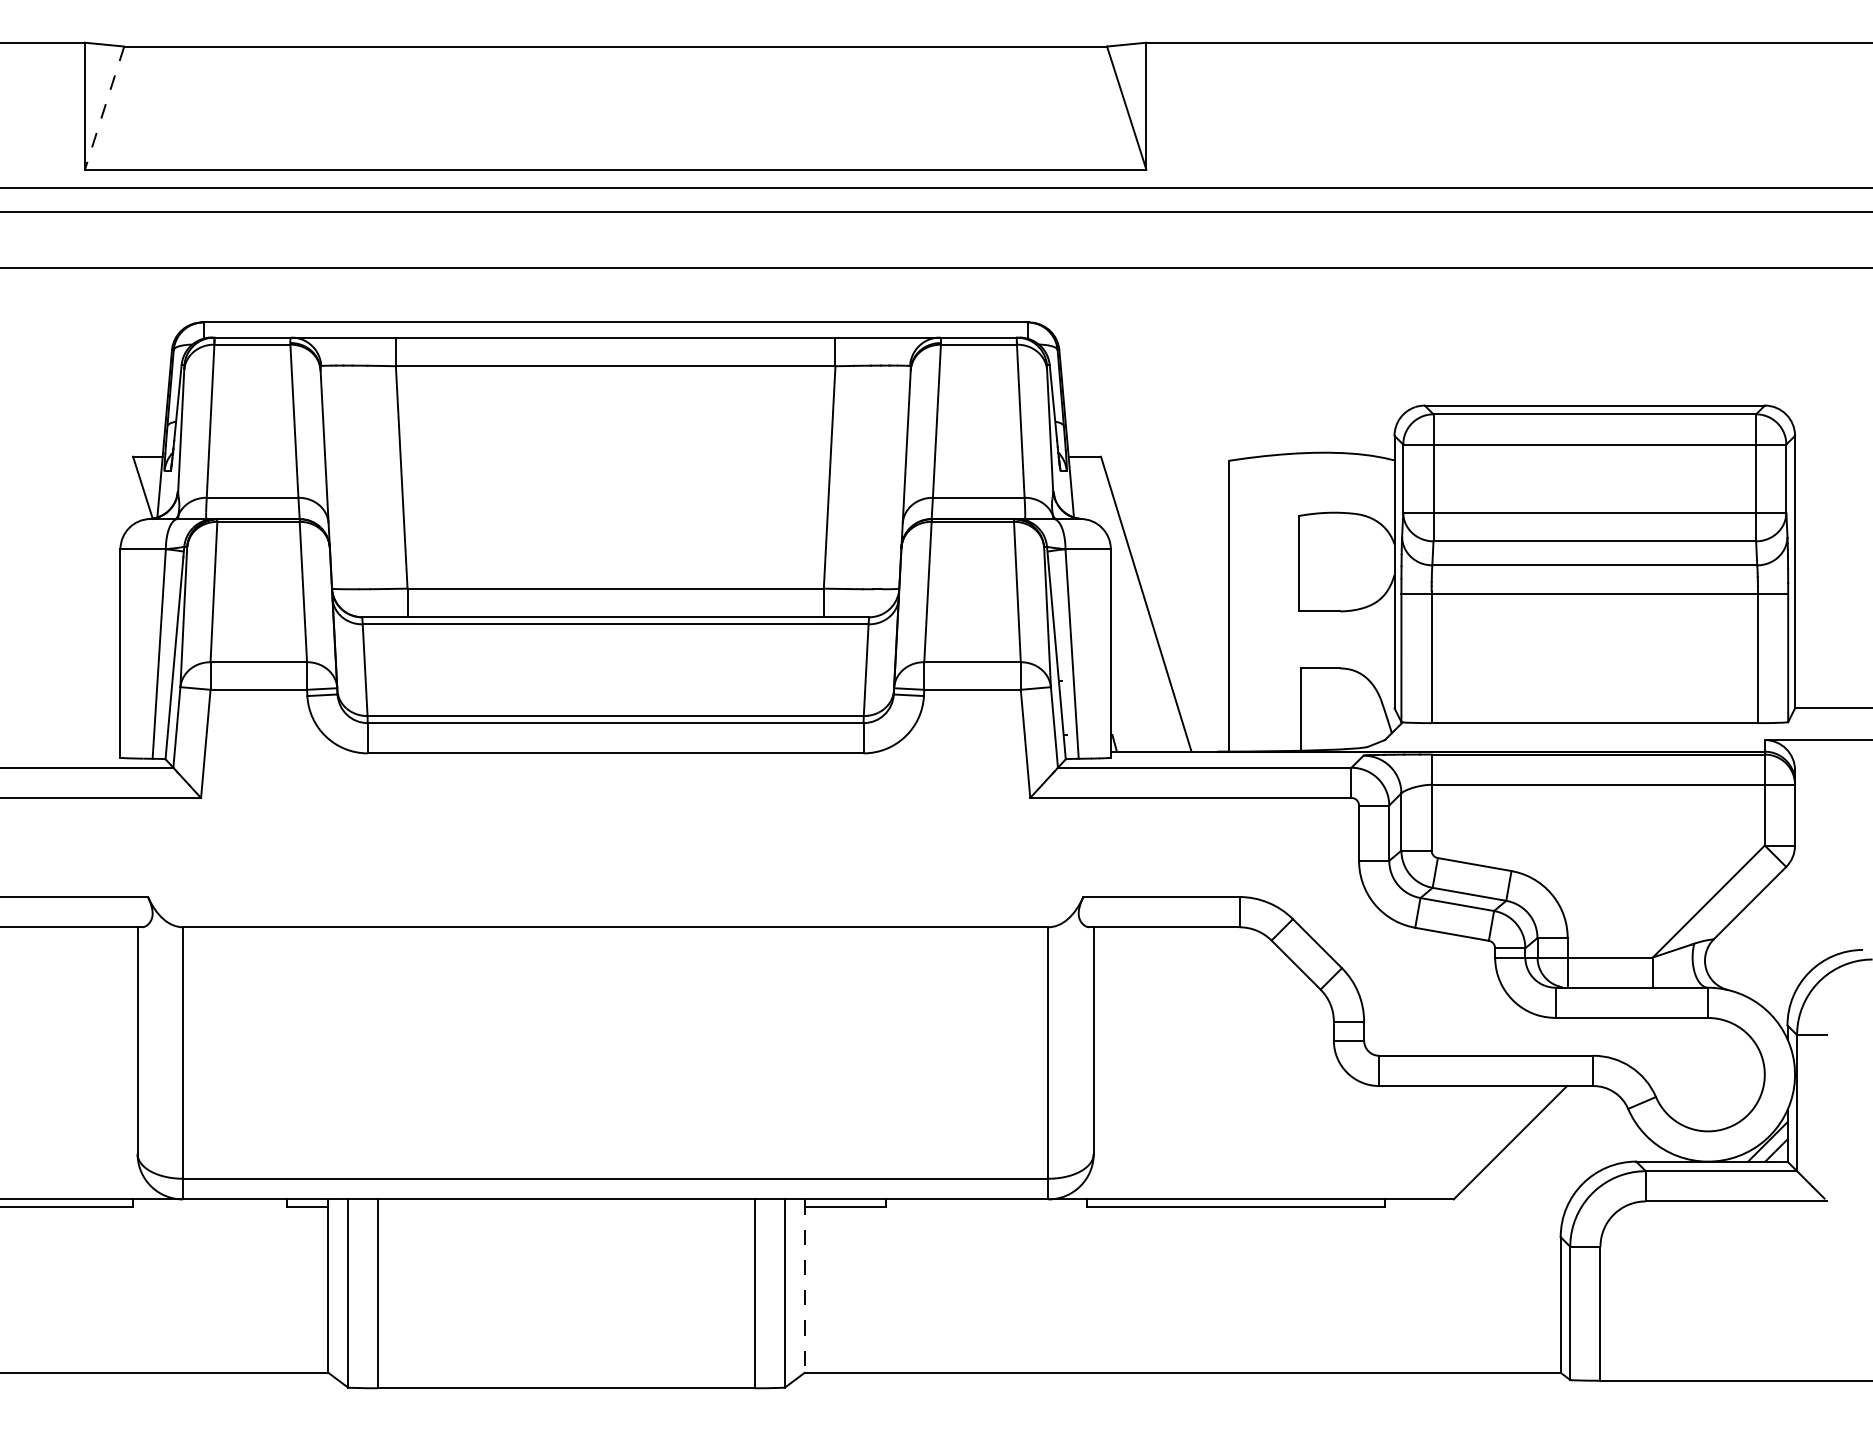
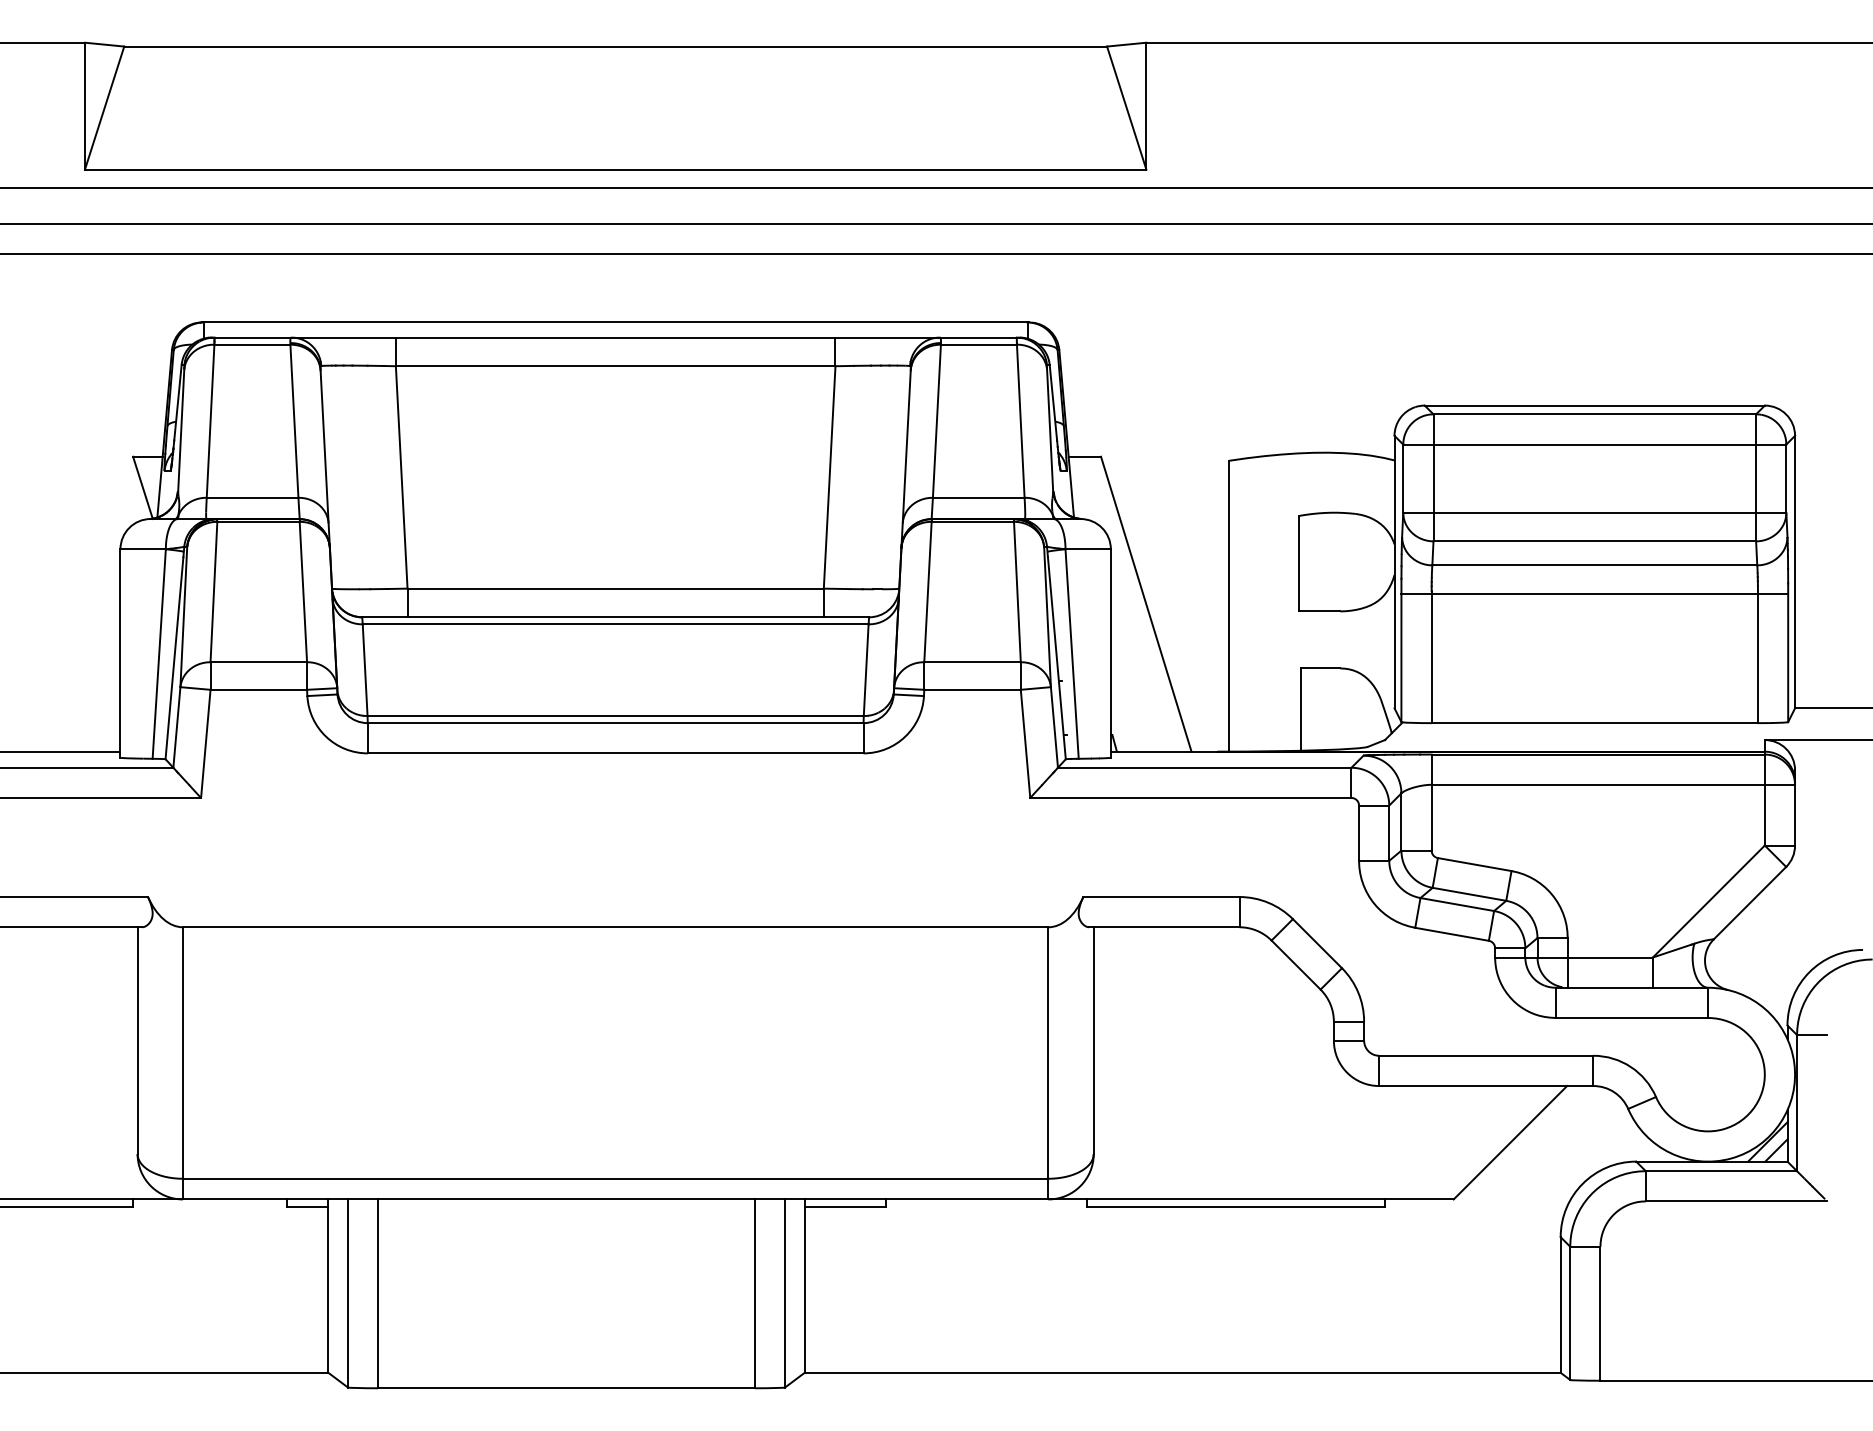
line: dashed -> solid (104, 108)
line position: (935, 212) -> (935, 224) (935, 224)
line position: (935, 267) -> (935, 253) (935, 253)
line: none -> present (61, 751)
line: dashed -> solid (804, 1286)
